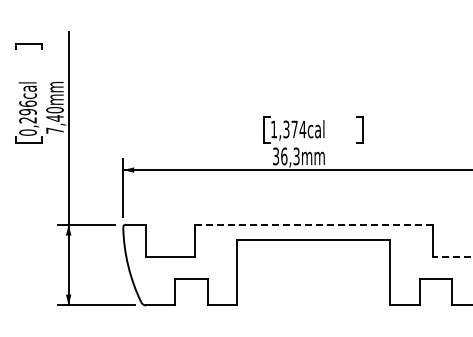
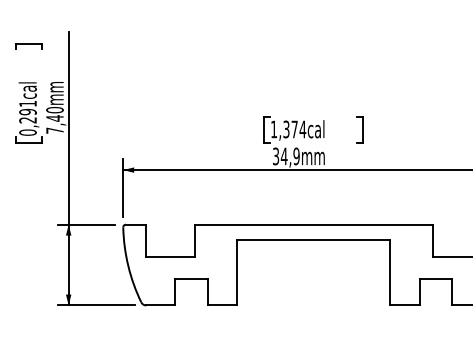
text: 0,296cal -> 0,291cal (27, 103)
text: 36,3mm -> 34,9mm (289, 156)
line: dashed -> solid (313, 224)
line: dashed -> solid (452, 257)
